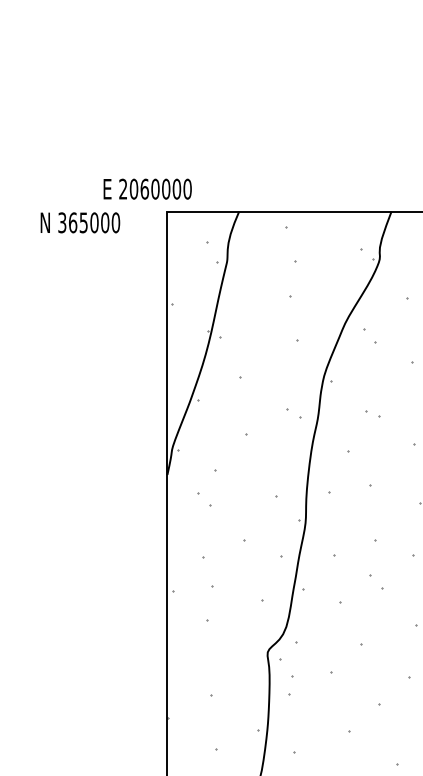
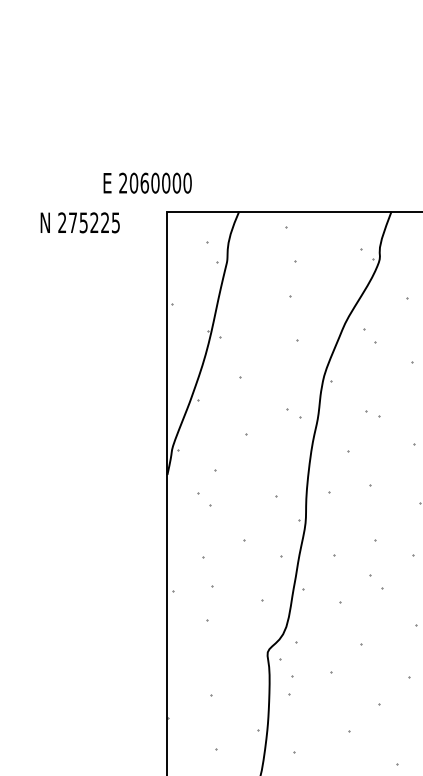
text position: (147, 188) -> (147, 182) (147, 182)
text: 365000 -> 275225 (89, 222)
